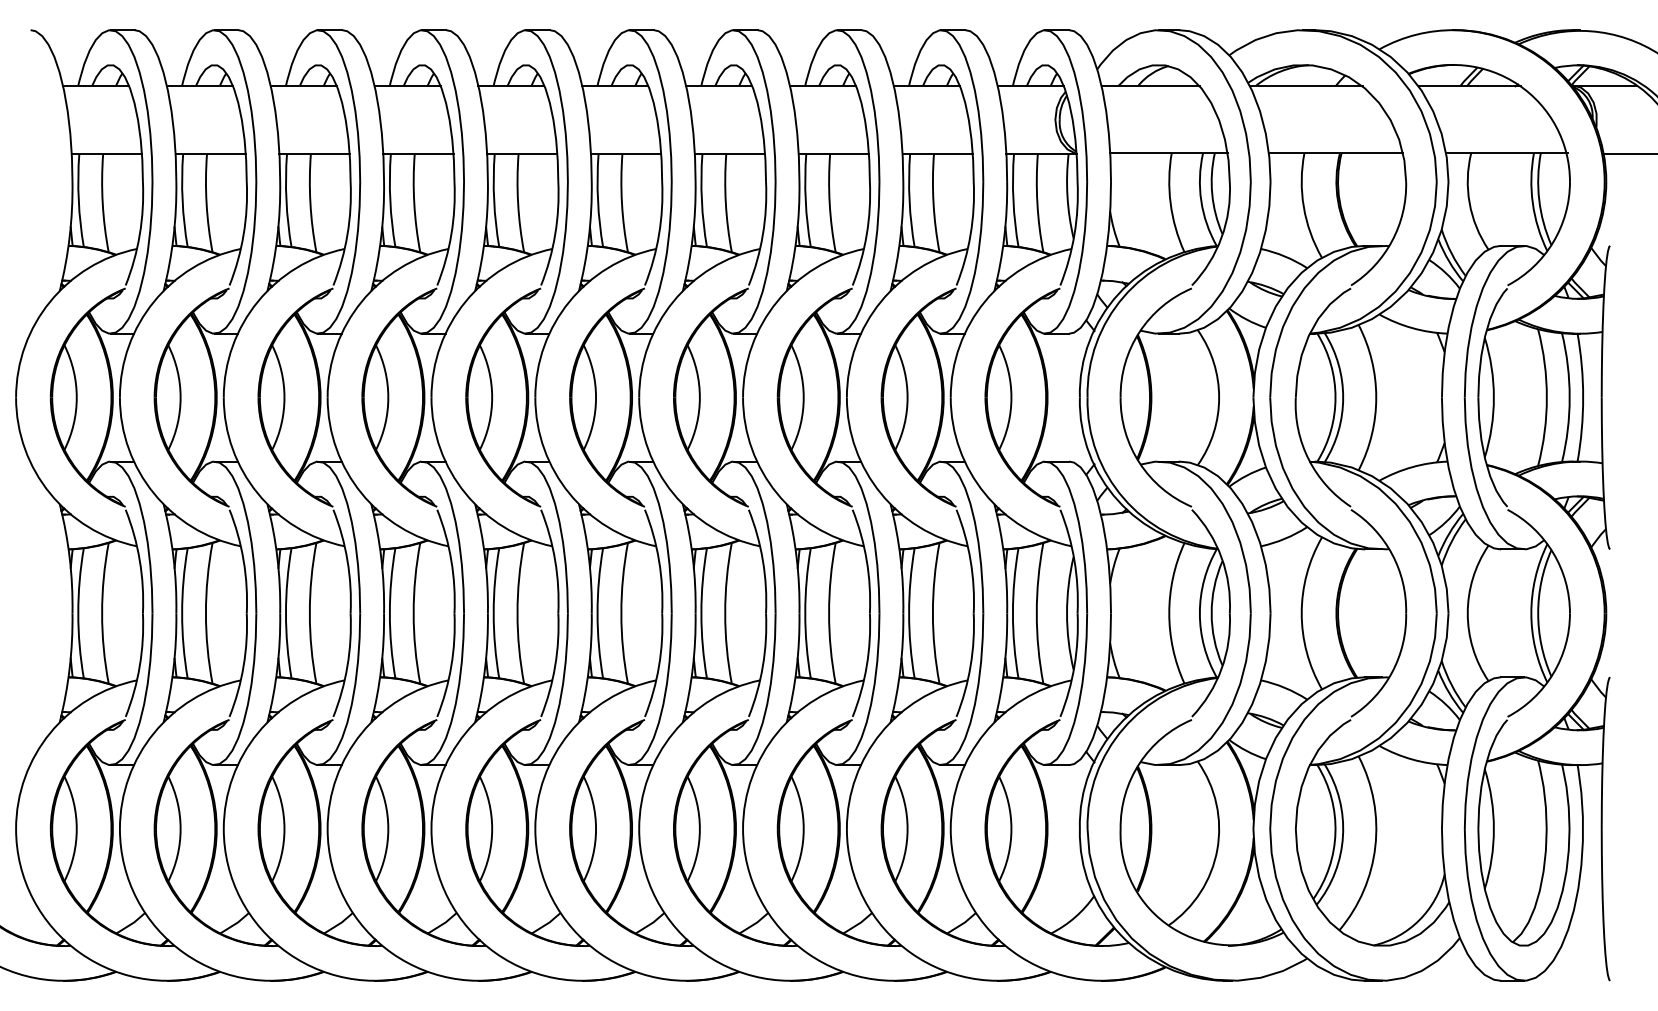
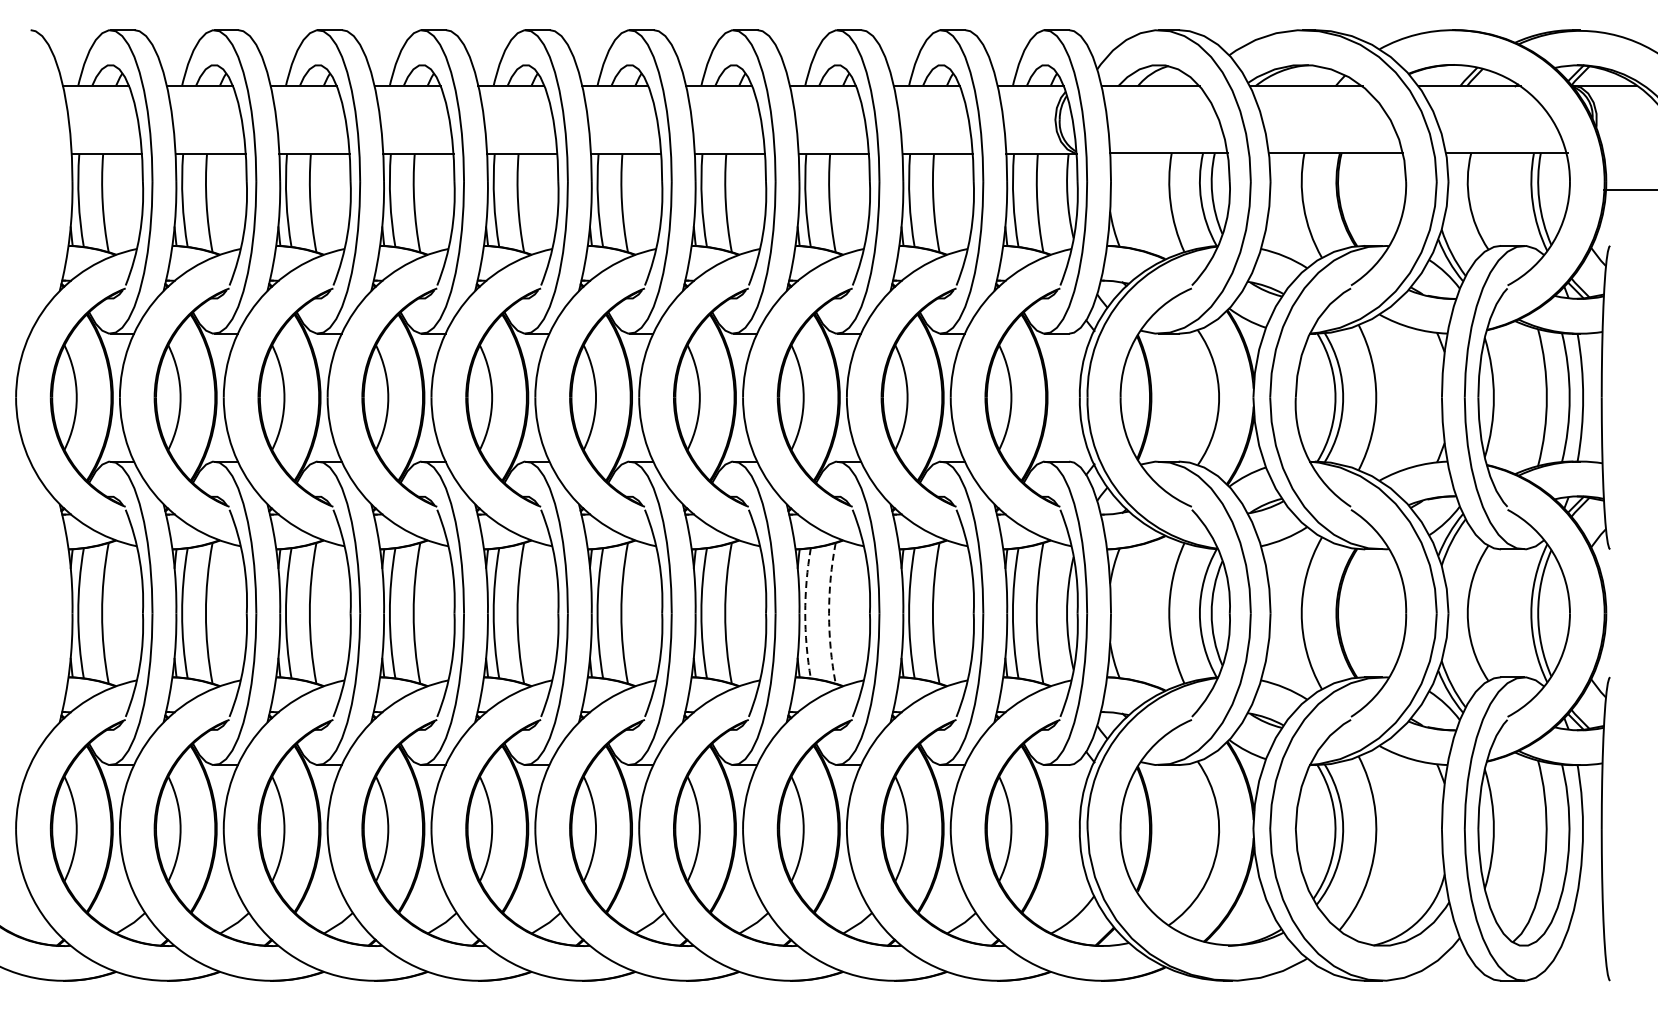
line position: (1628, 154) -> (1628, 190) (1628, 190)
arc: solid -> dashed (805, 613)
arc: solid -> dashed (829, 613)
